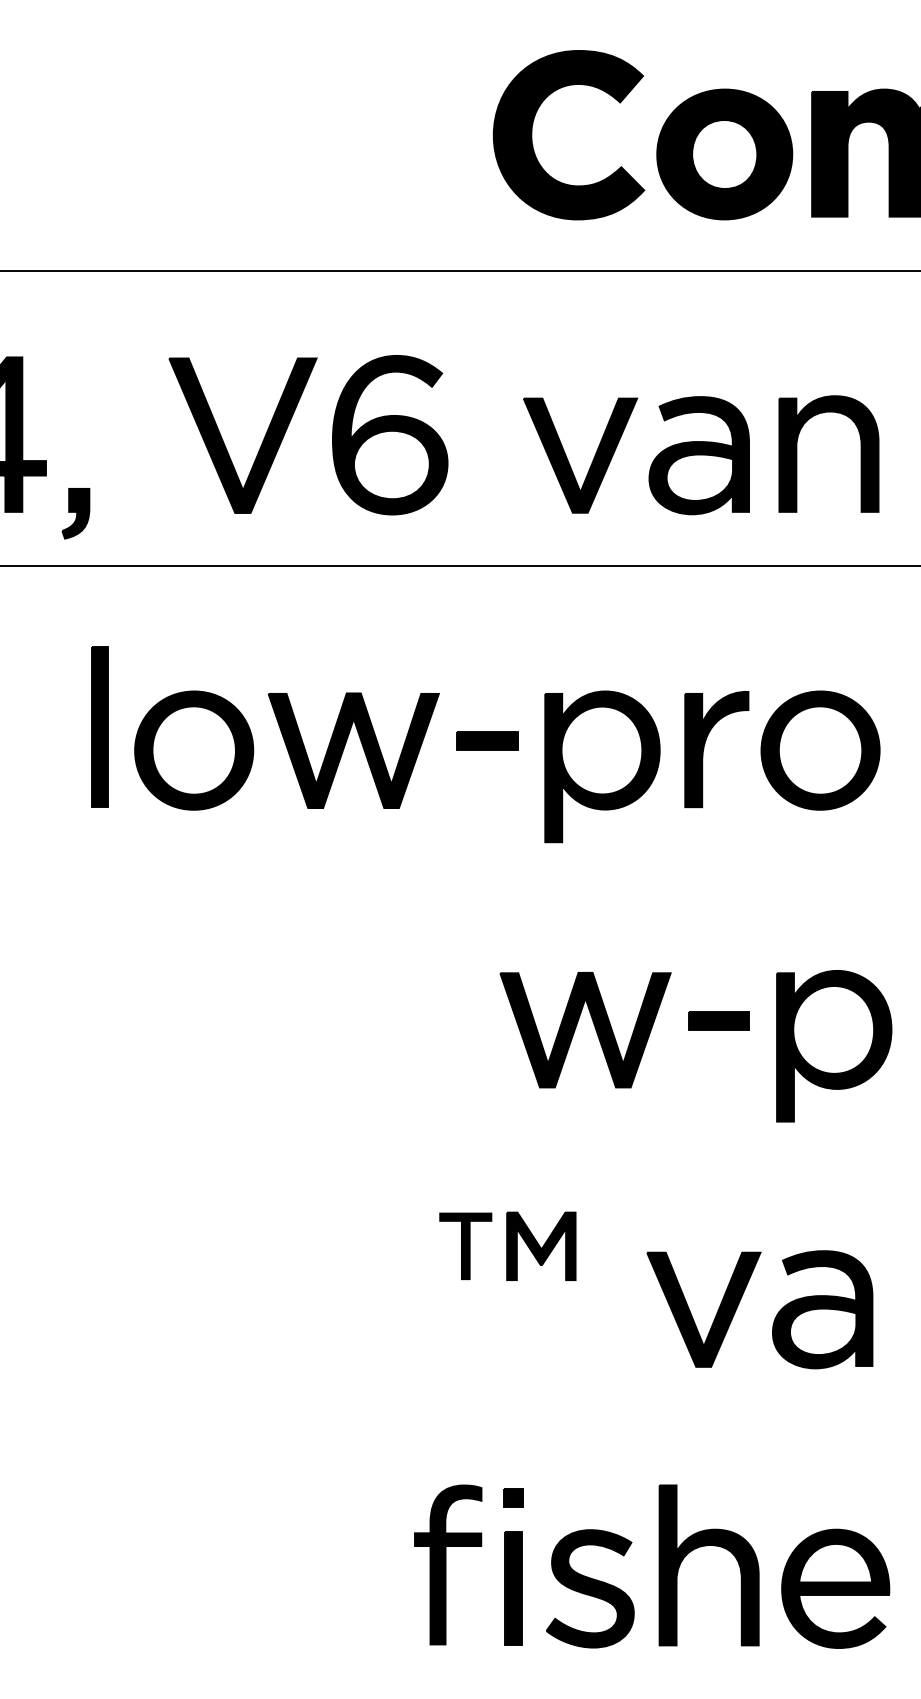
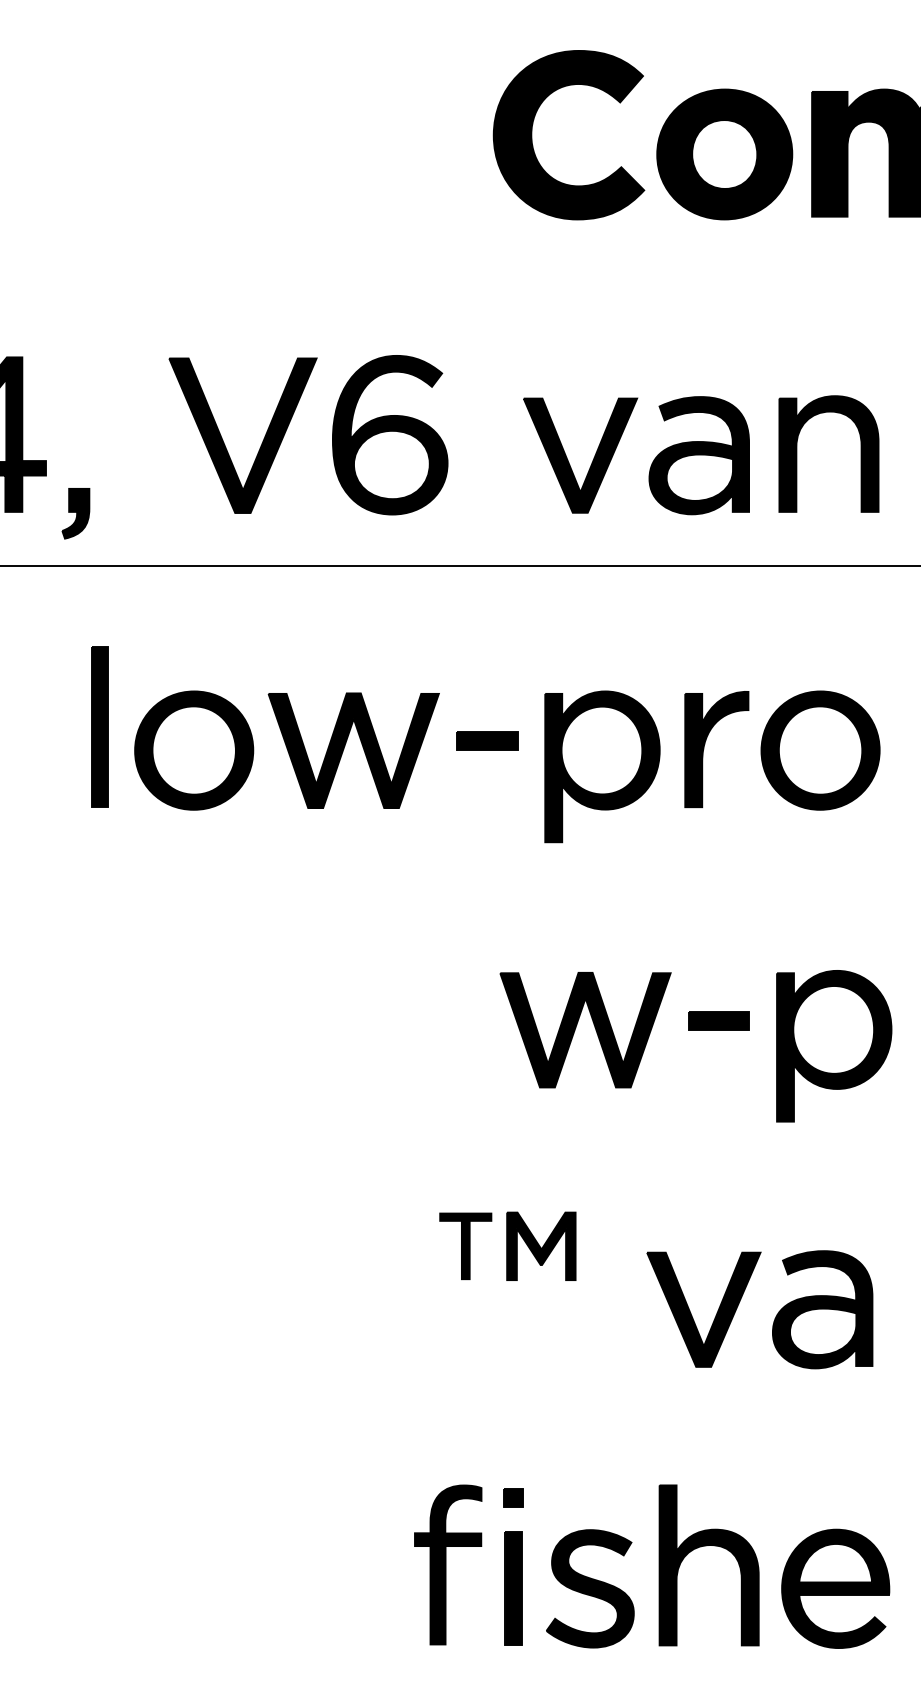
line: present -> none (459, 271)
